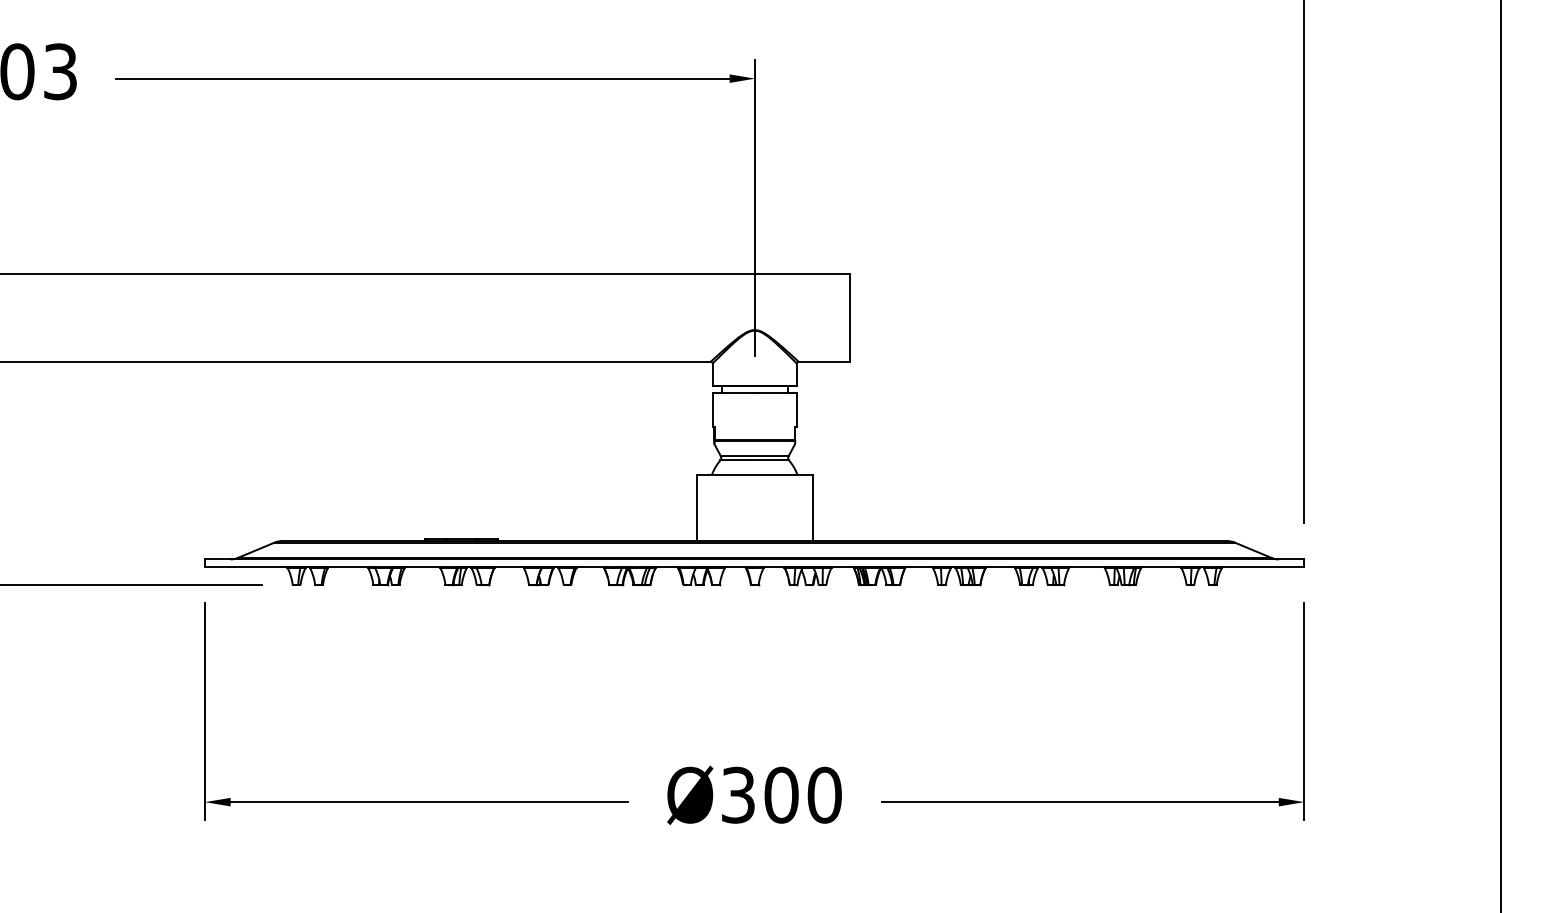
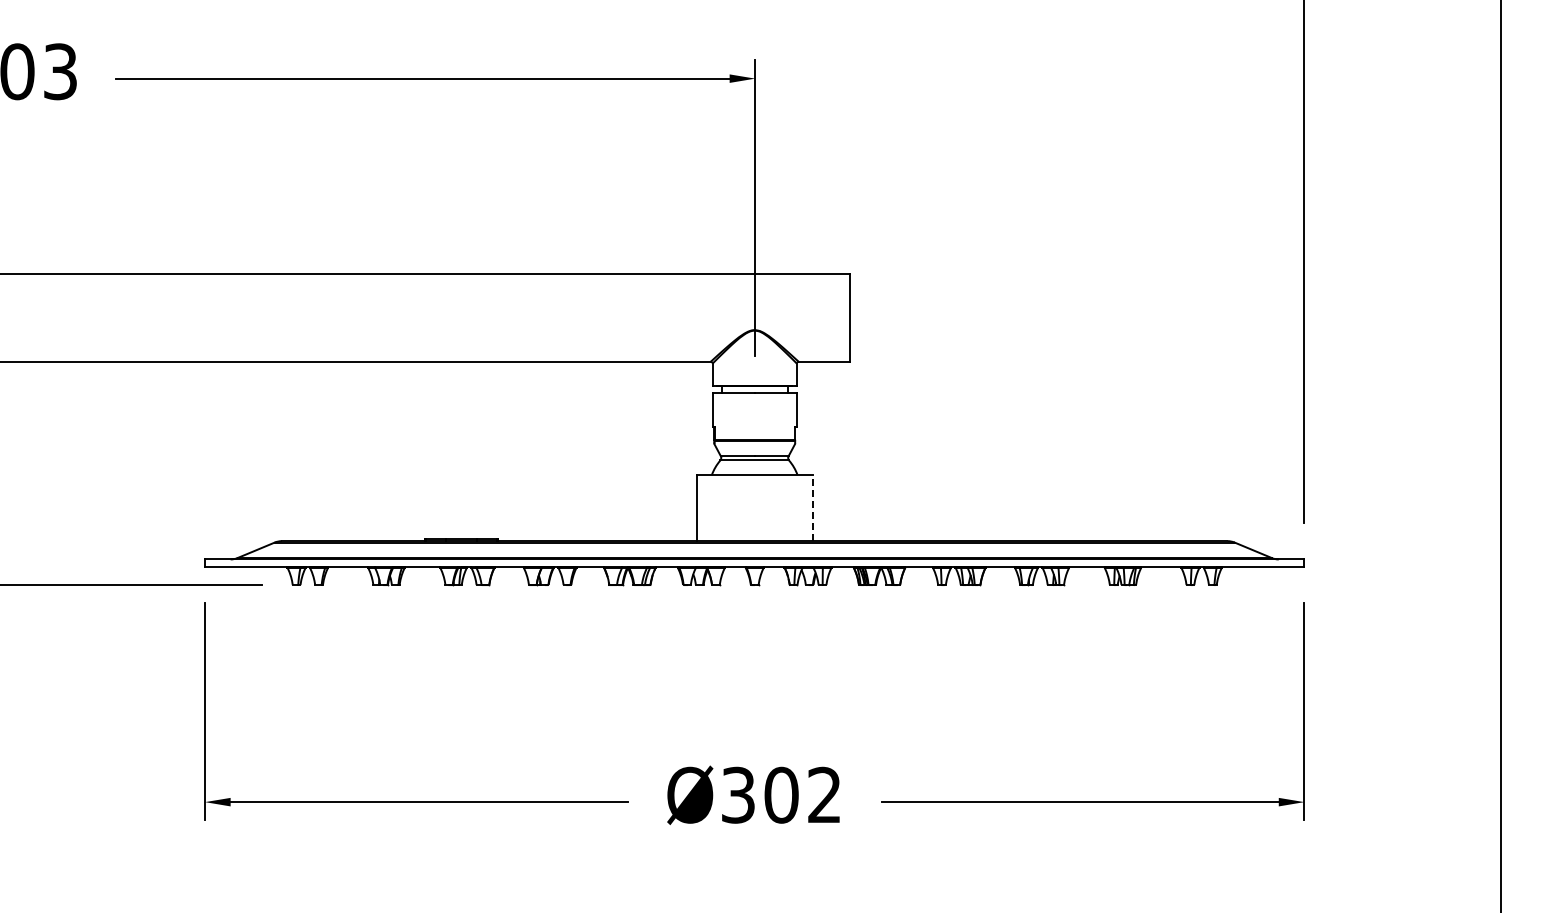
line: solid -> dashed (812, 508)
text: Ø300 -> Ø302 (824, 794)
